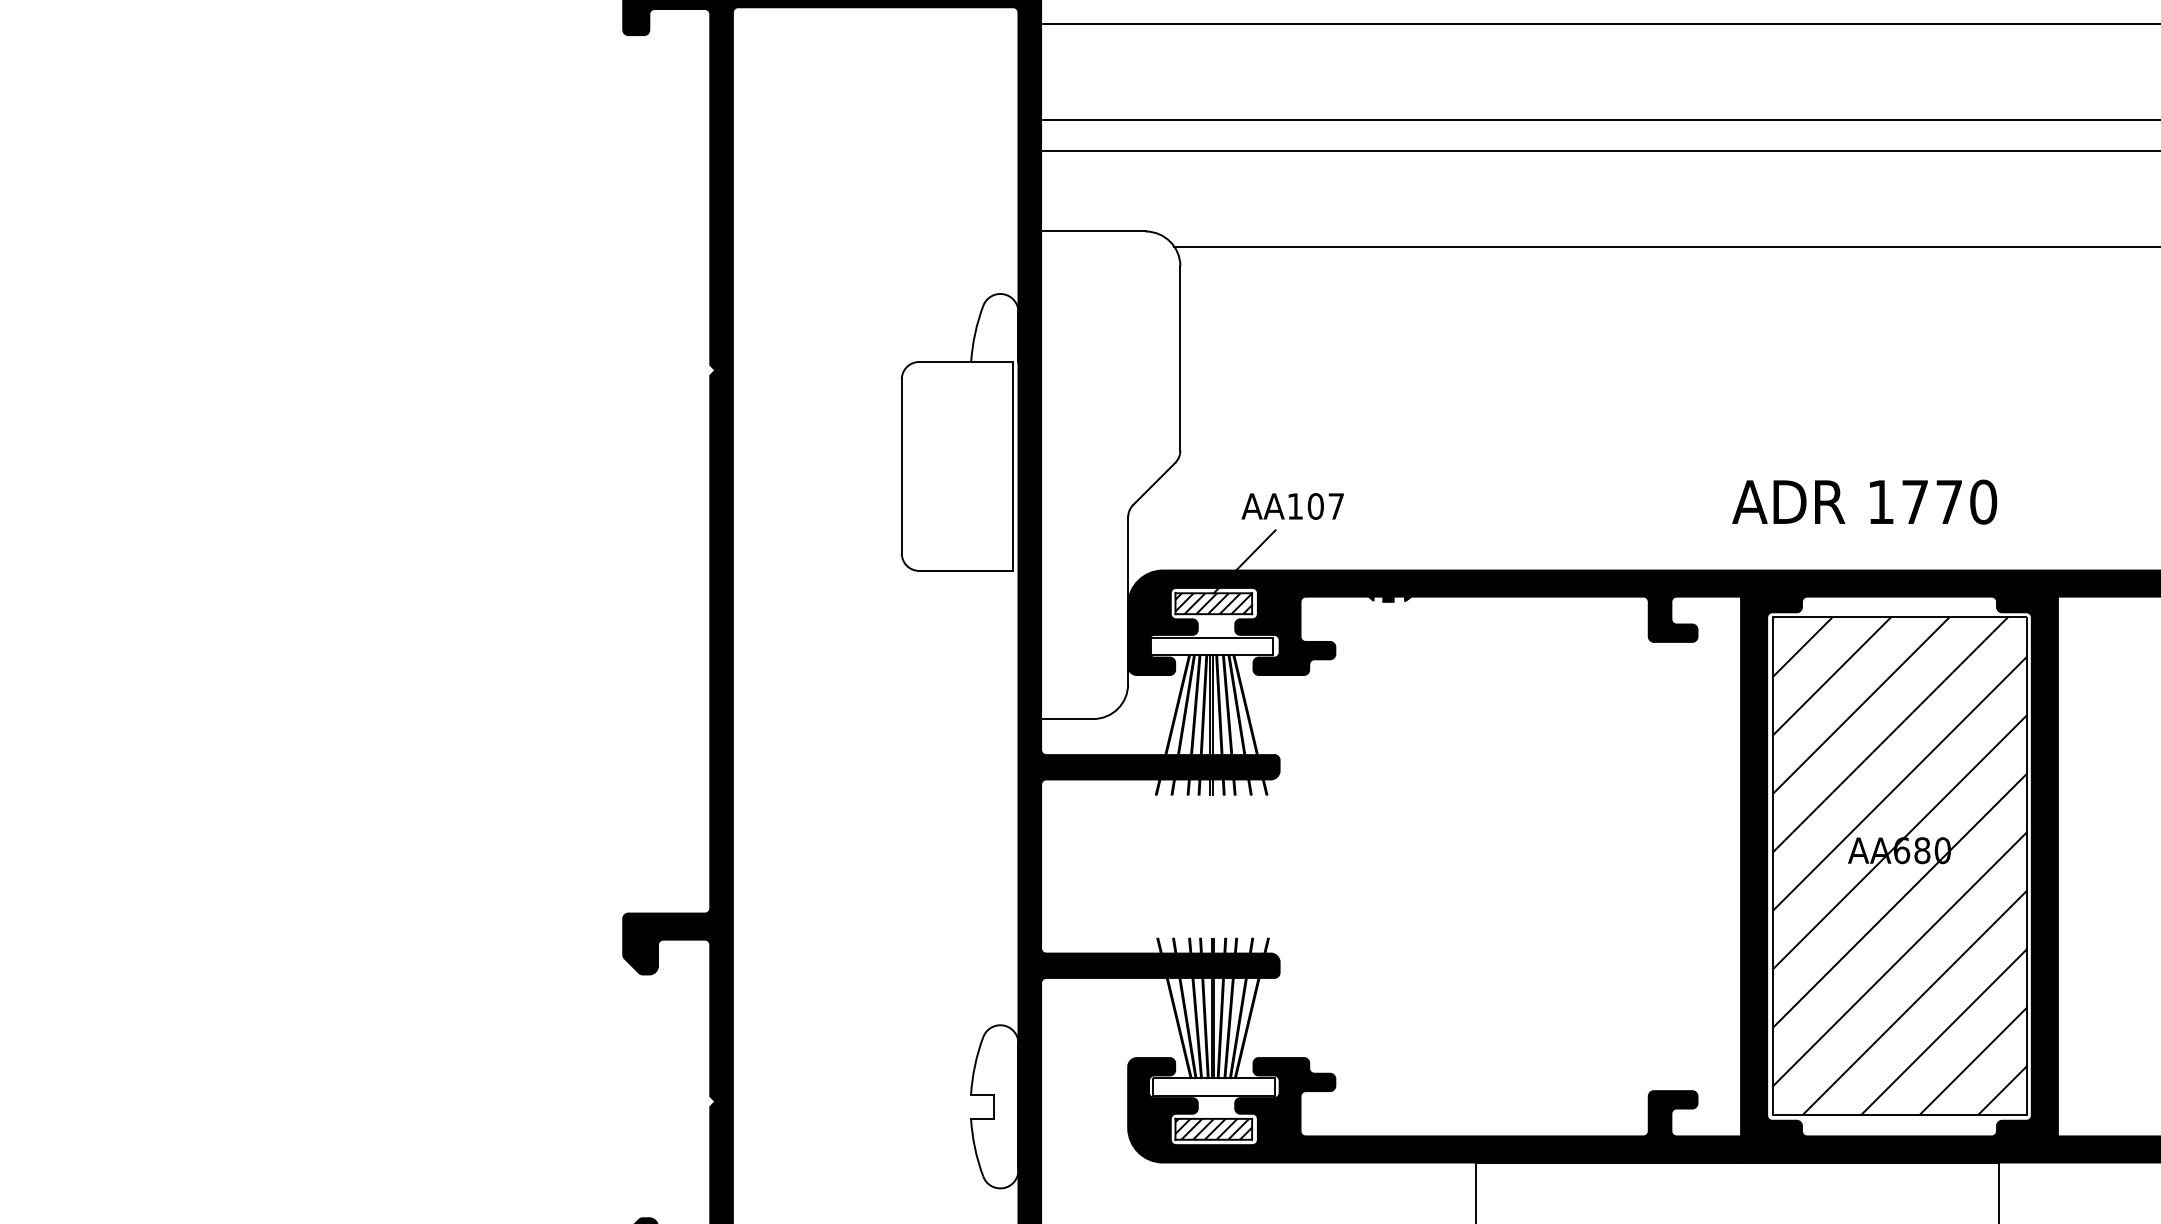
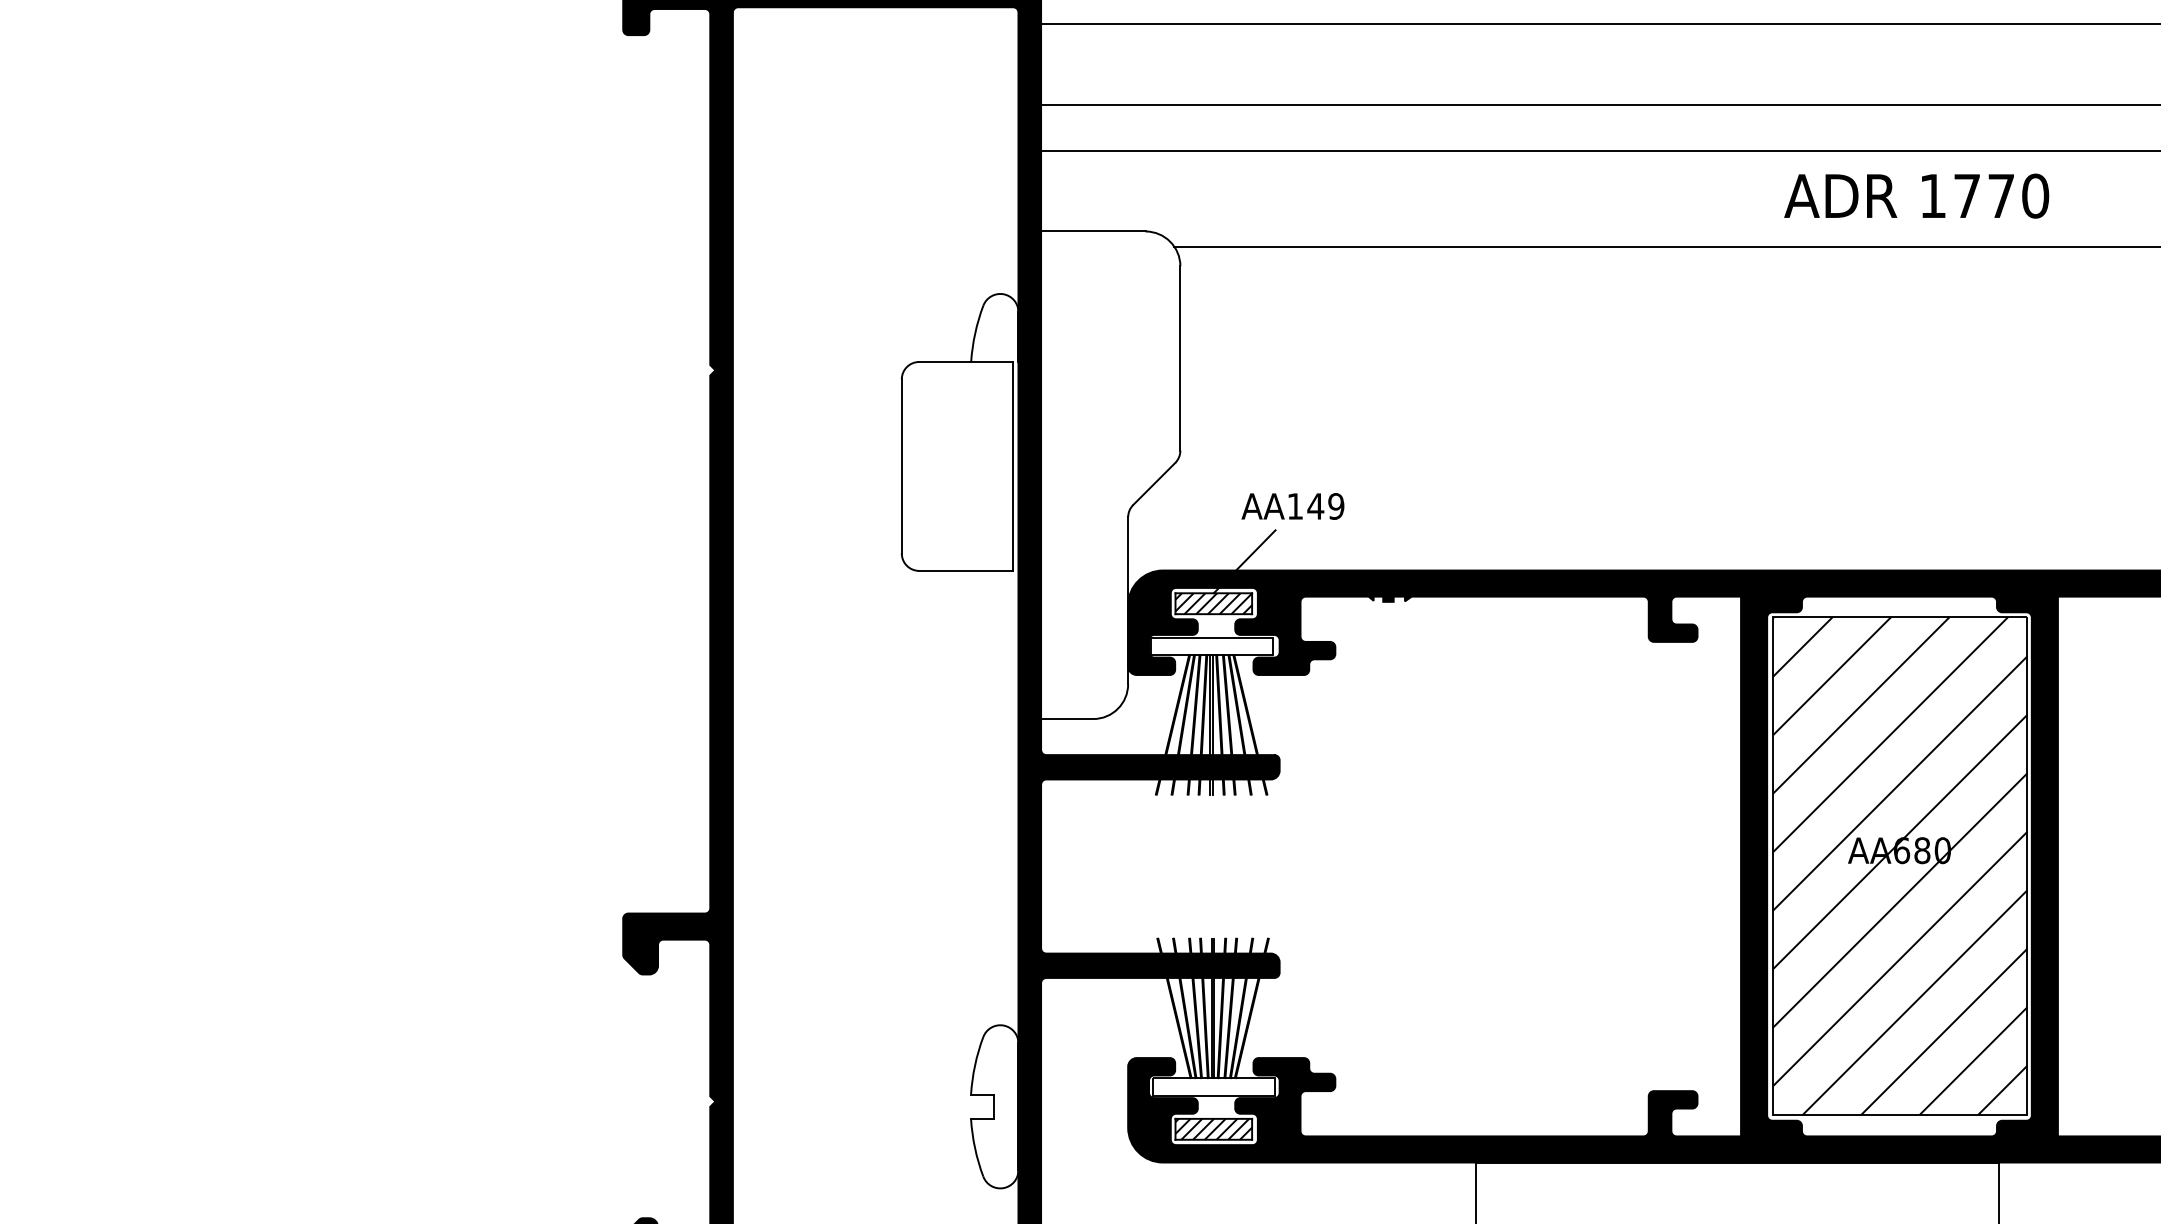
line position: (1599, 119) -> (1599, 104) (1599, 104)
text position: (1864, 501) -> (1916, 195) (1916, 195)
text: AA107 -> AA149 (1325, 506)
